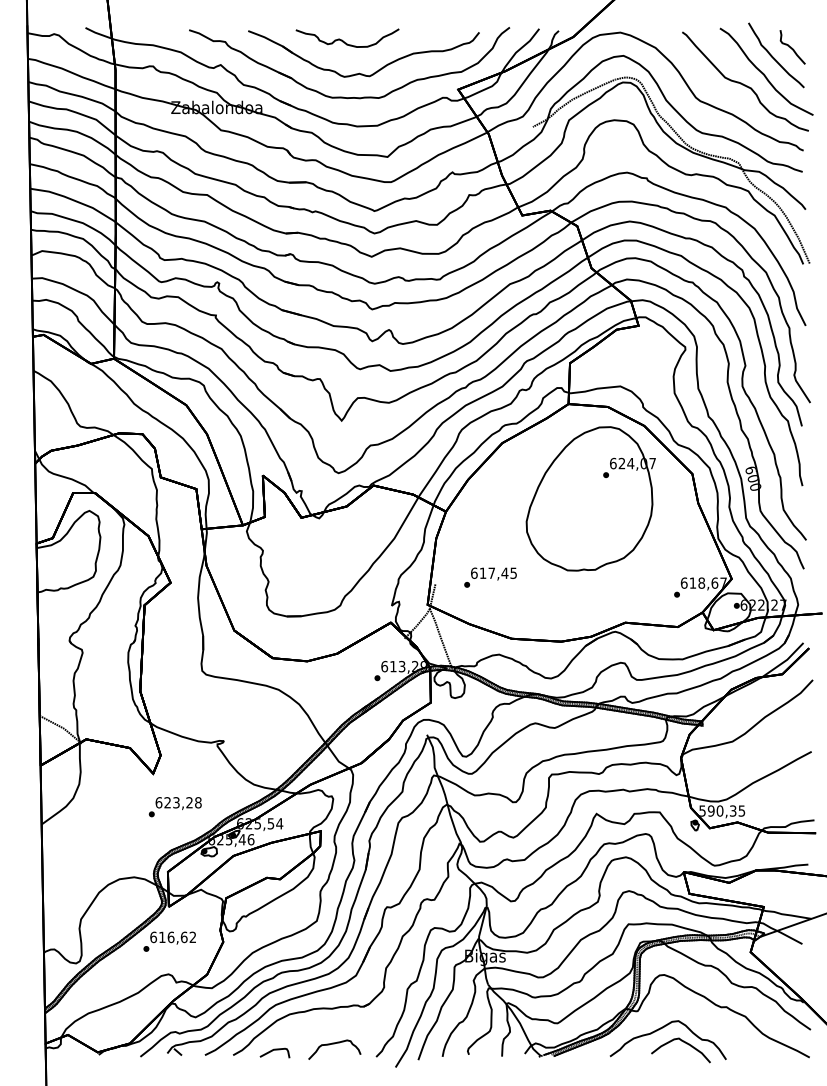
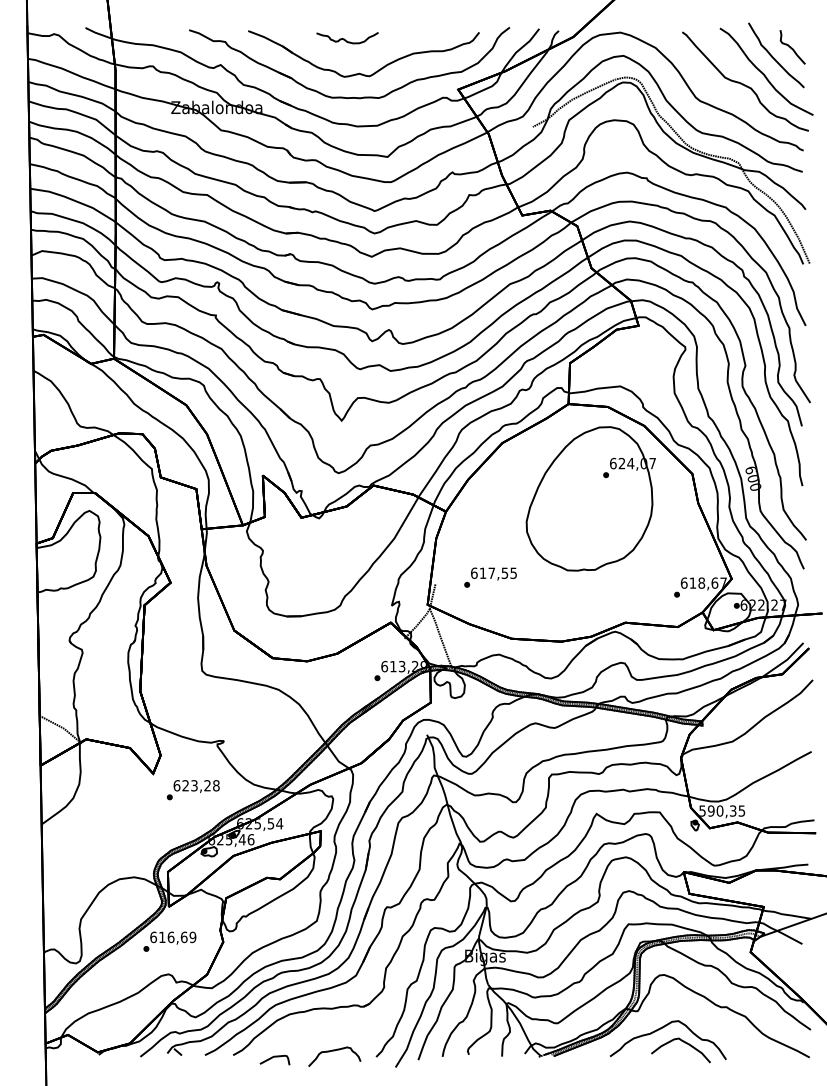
part size: 105x20 px -> 63x13 px (347, 38)
text: 617,45 -> 617,55 (504, 572)
text position: (174, 807) -> (192, 790) (192, 790)
text: 616,62 -> 616,69 (192, 937)
part position: (310, 1049) -> (310, 1056) (310, 1056)
